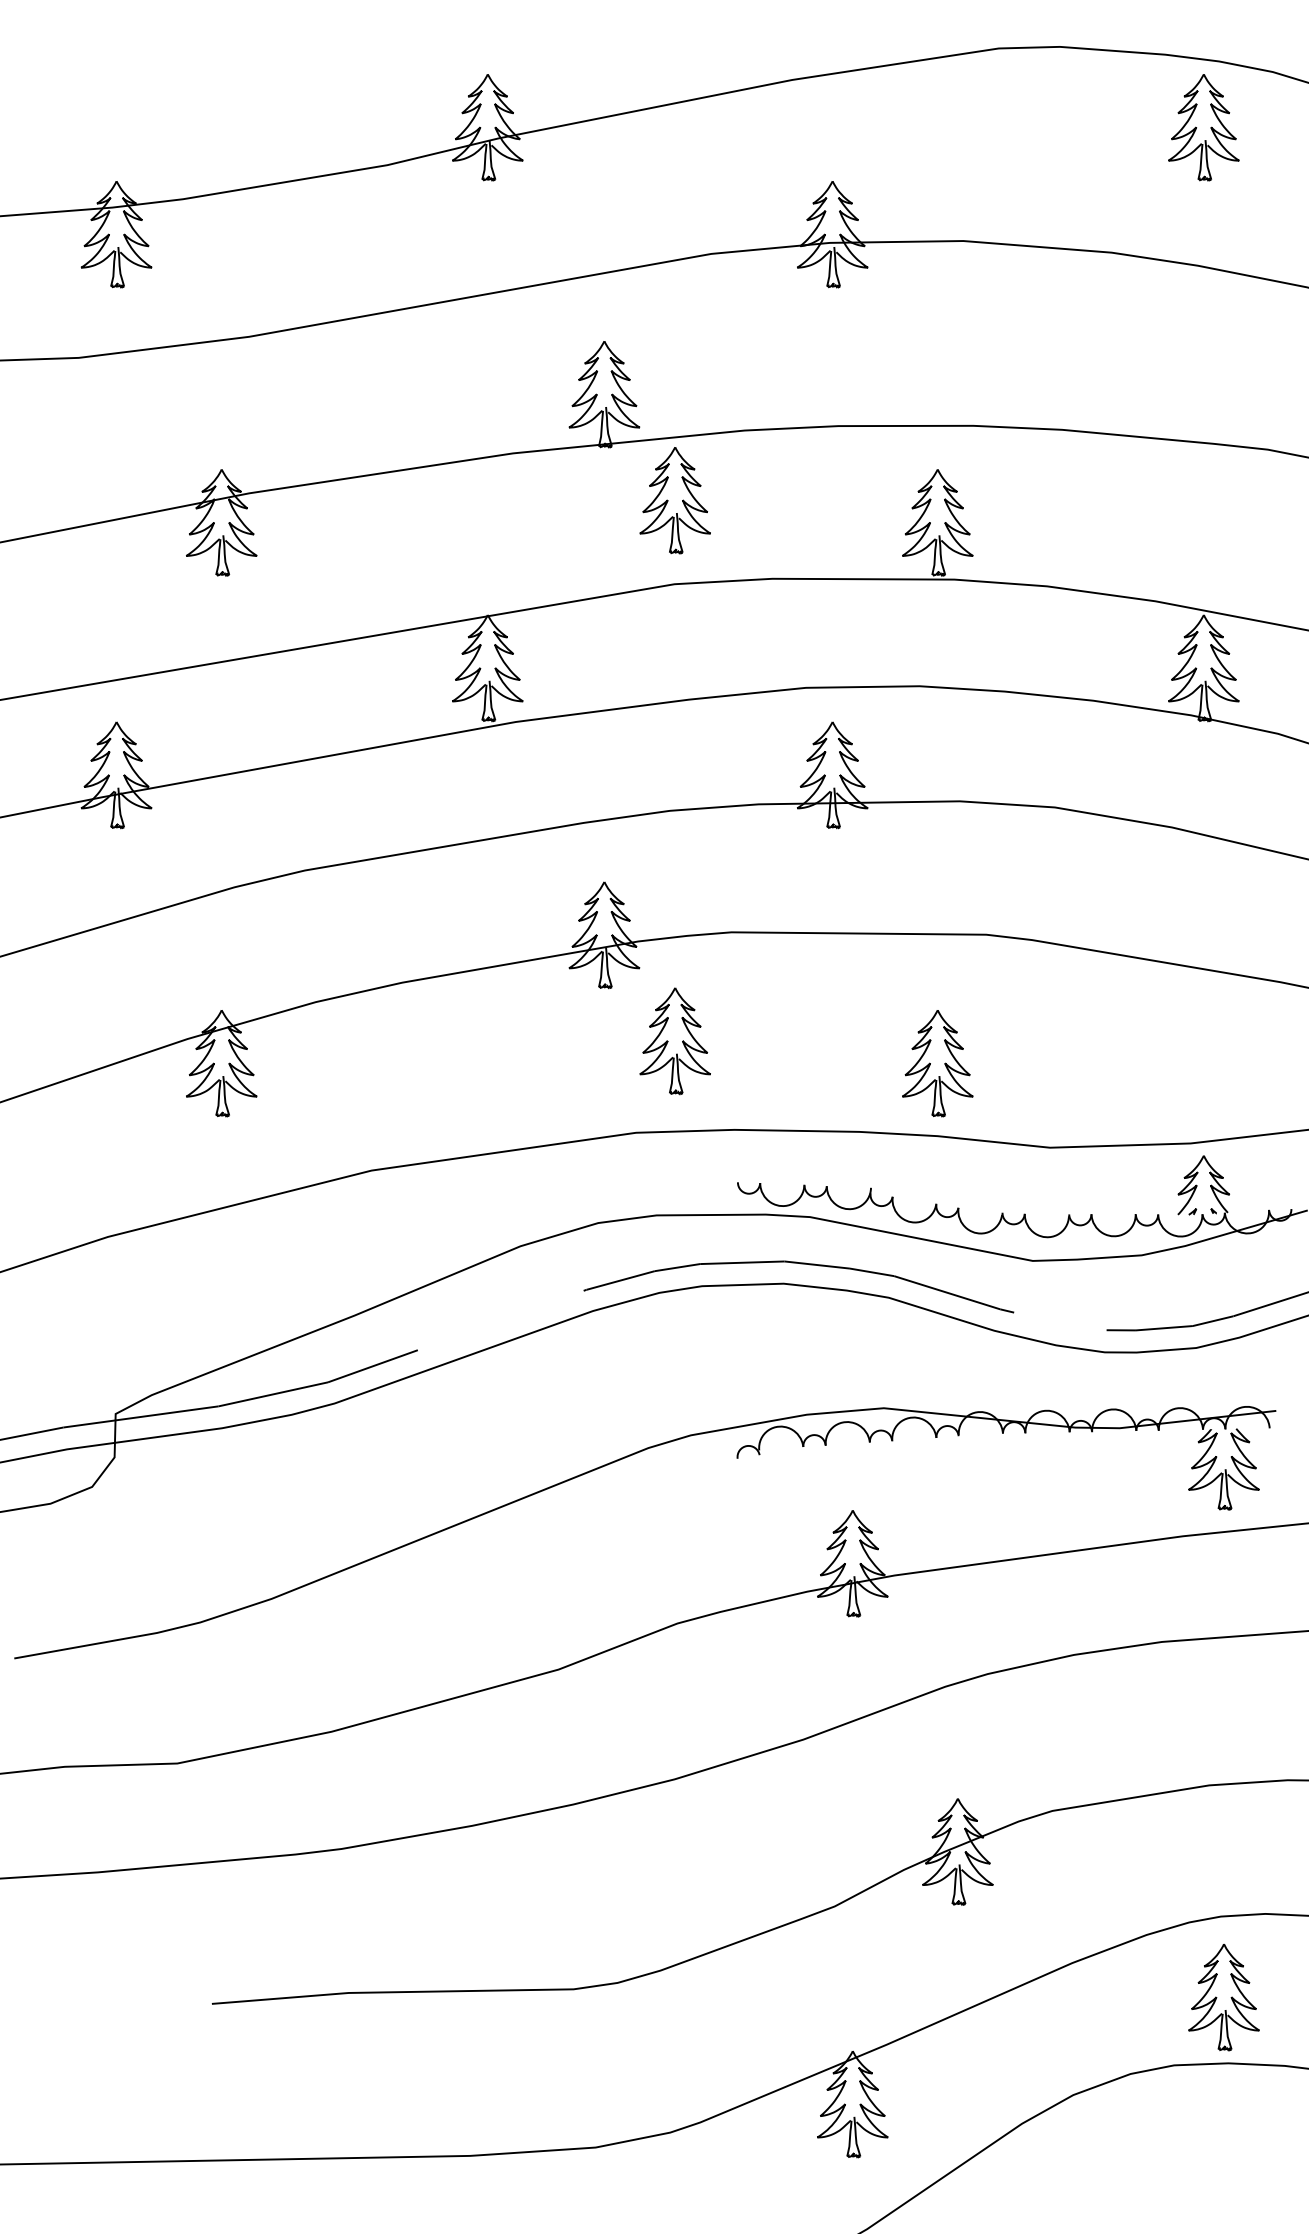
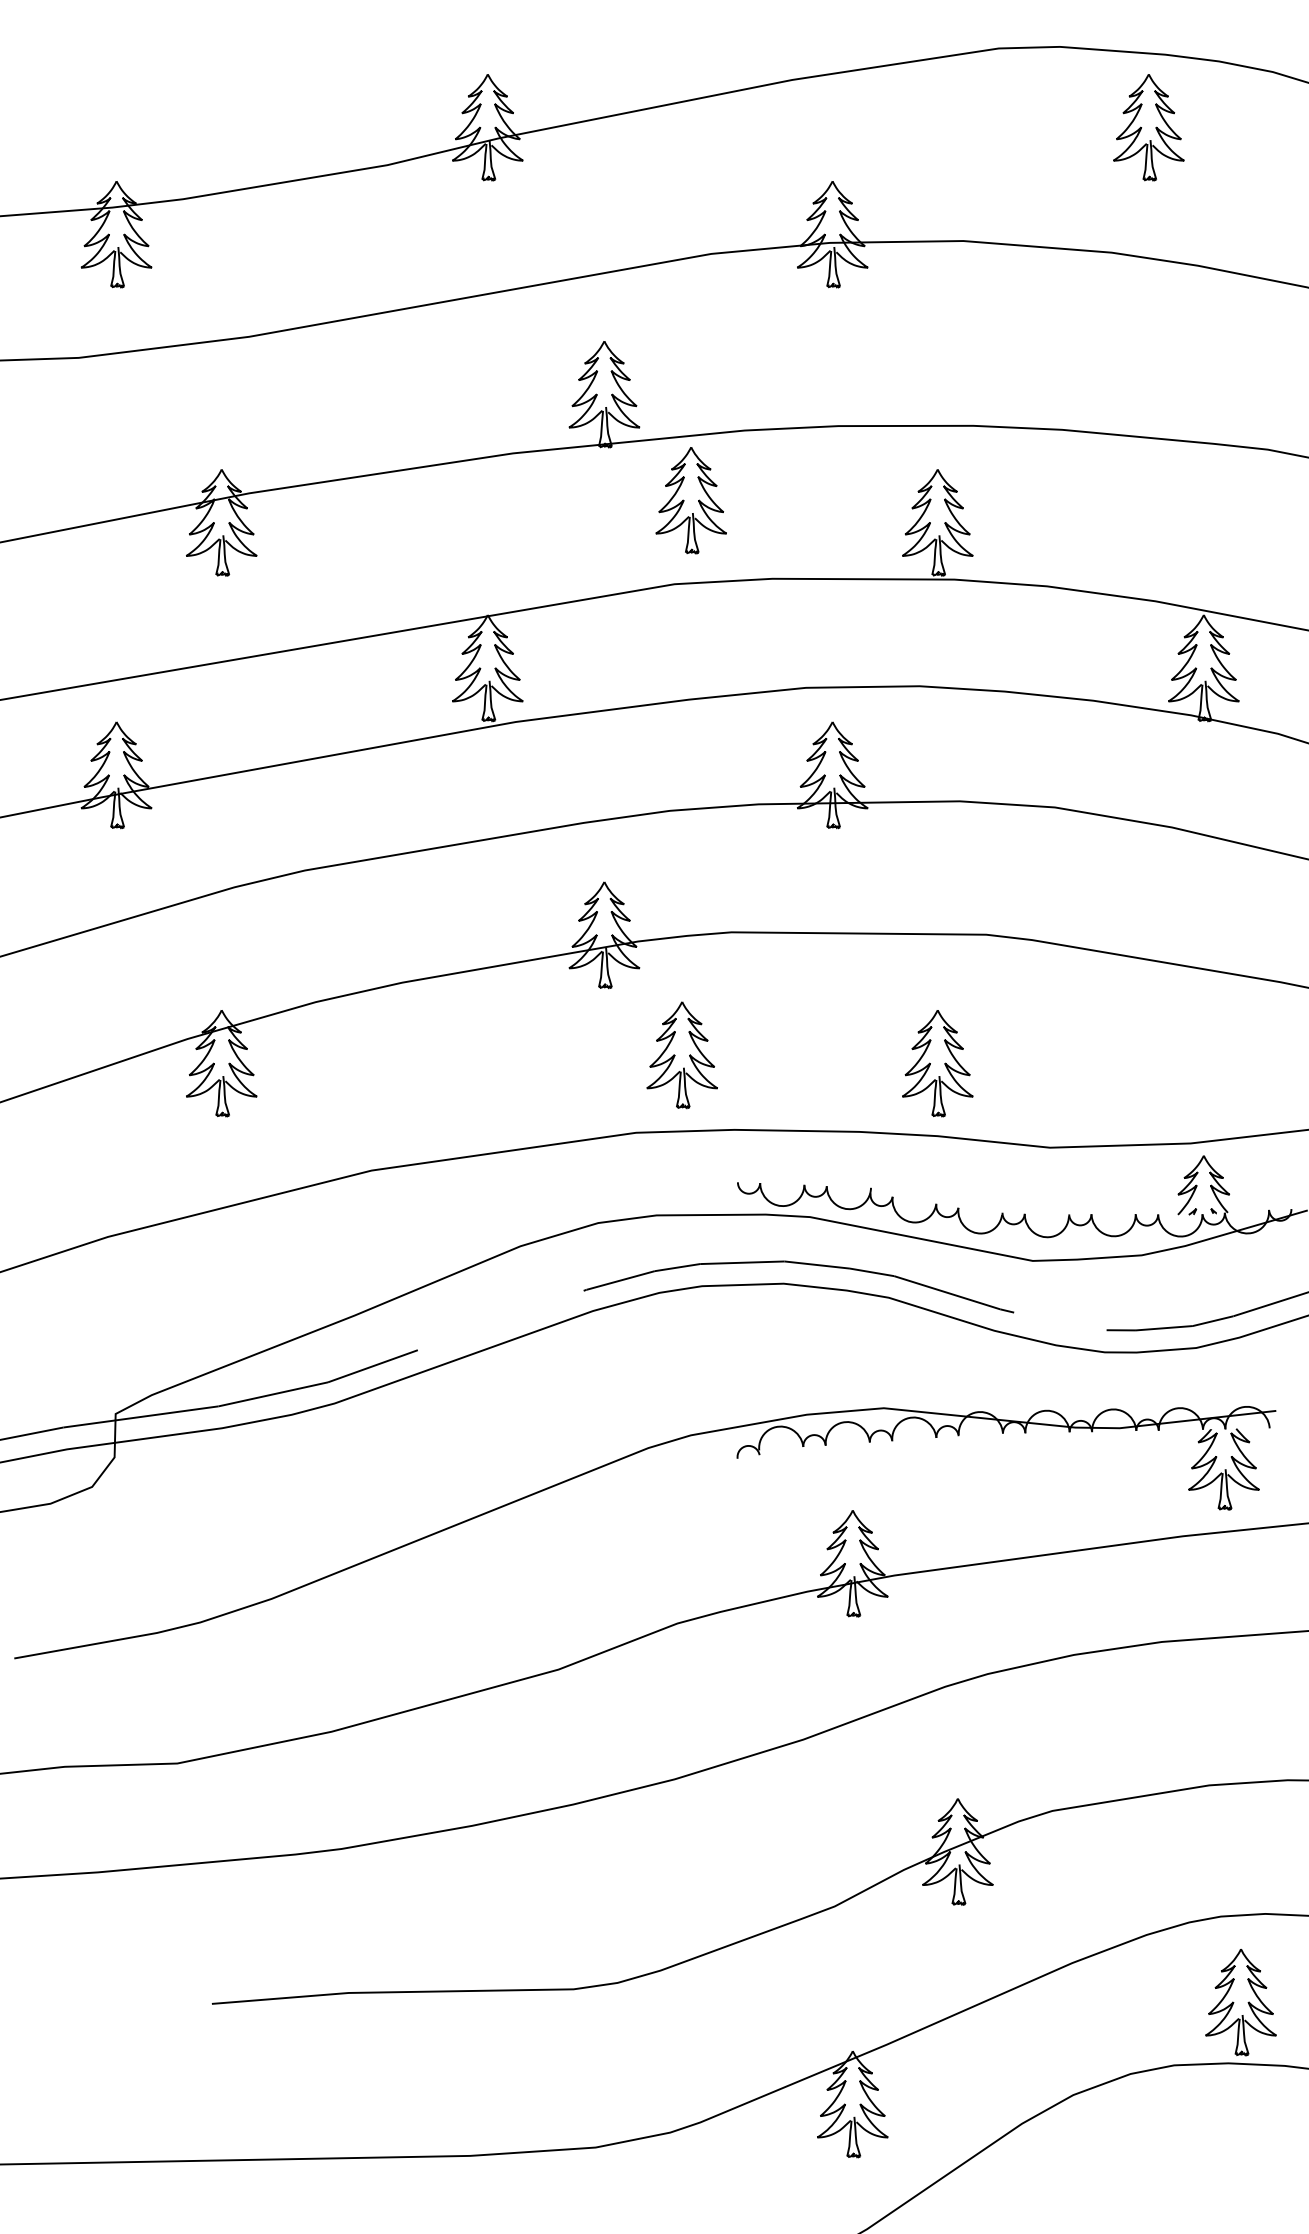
part position: (1203, 127) -> (1148, 127) (1148, 127)
part position: (674, 500) -> (690, 500) (690, 500)
part position: (674, 1041) -> (681, 1055) (681, 1055)
part position: (1223, 1997) -> (1240, 2002) (1240, 2002)
